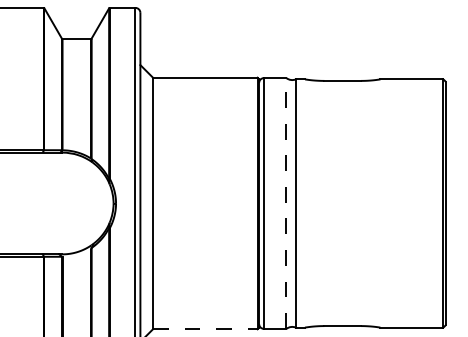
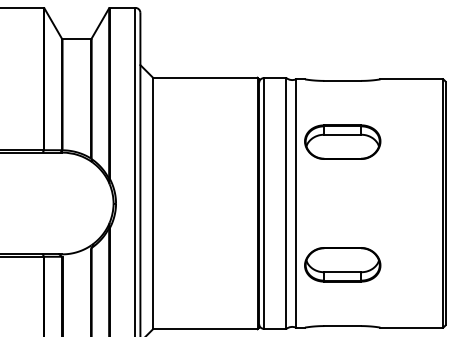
part: none -> present (342, 141)
line: dashed -> solid (286, 203)
part: none -> present (342, 264)
line: dashed -> solid (205, 329)
